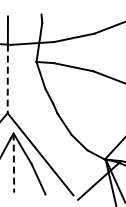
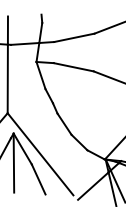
line: dashed -> solid (7, 79)
line: dashed -> solid (13, 163)
